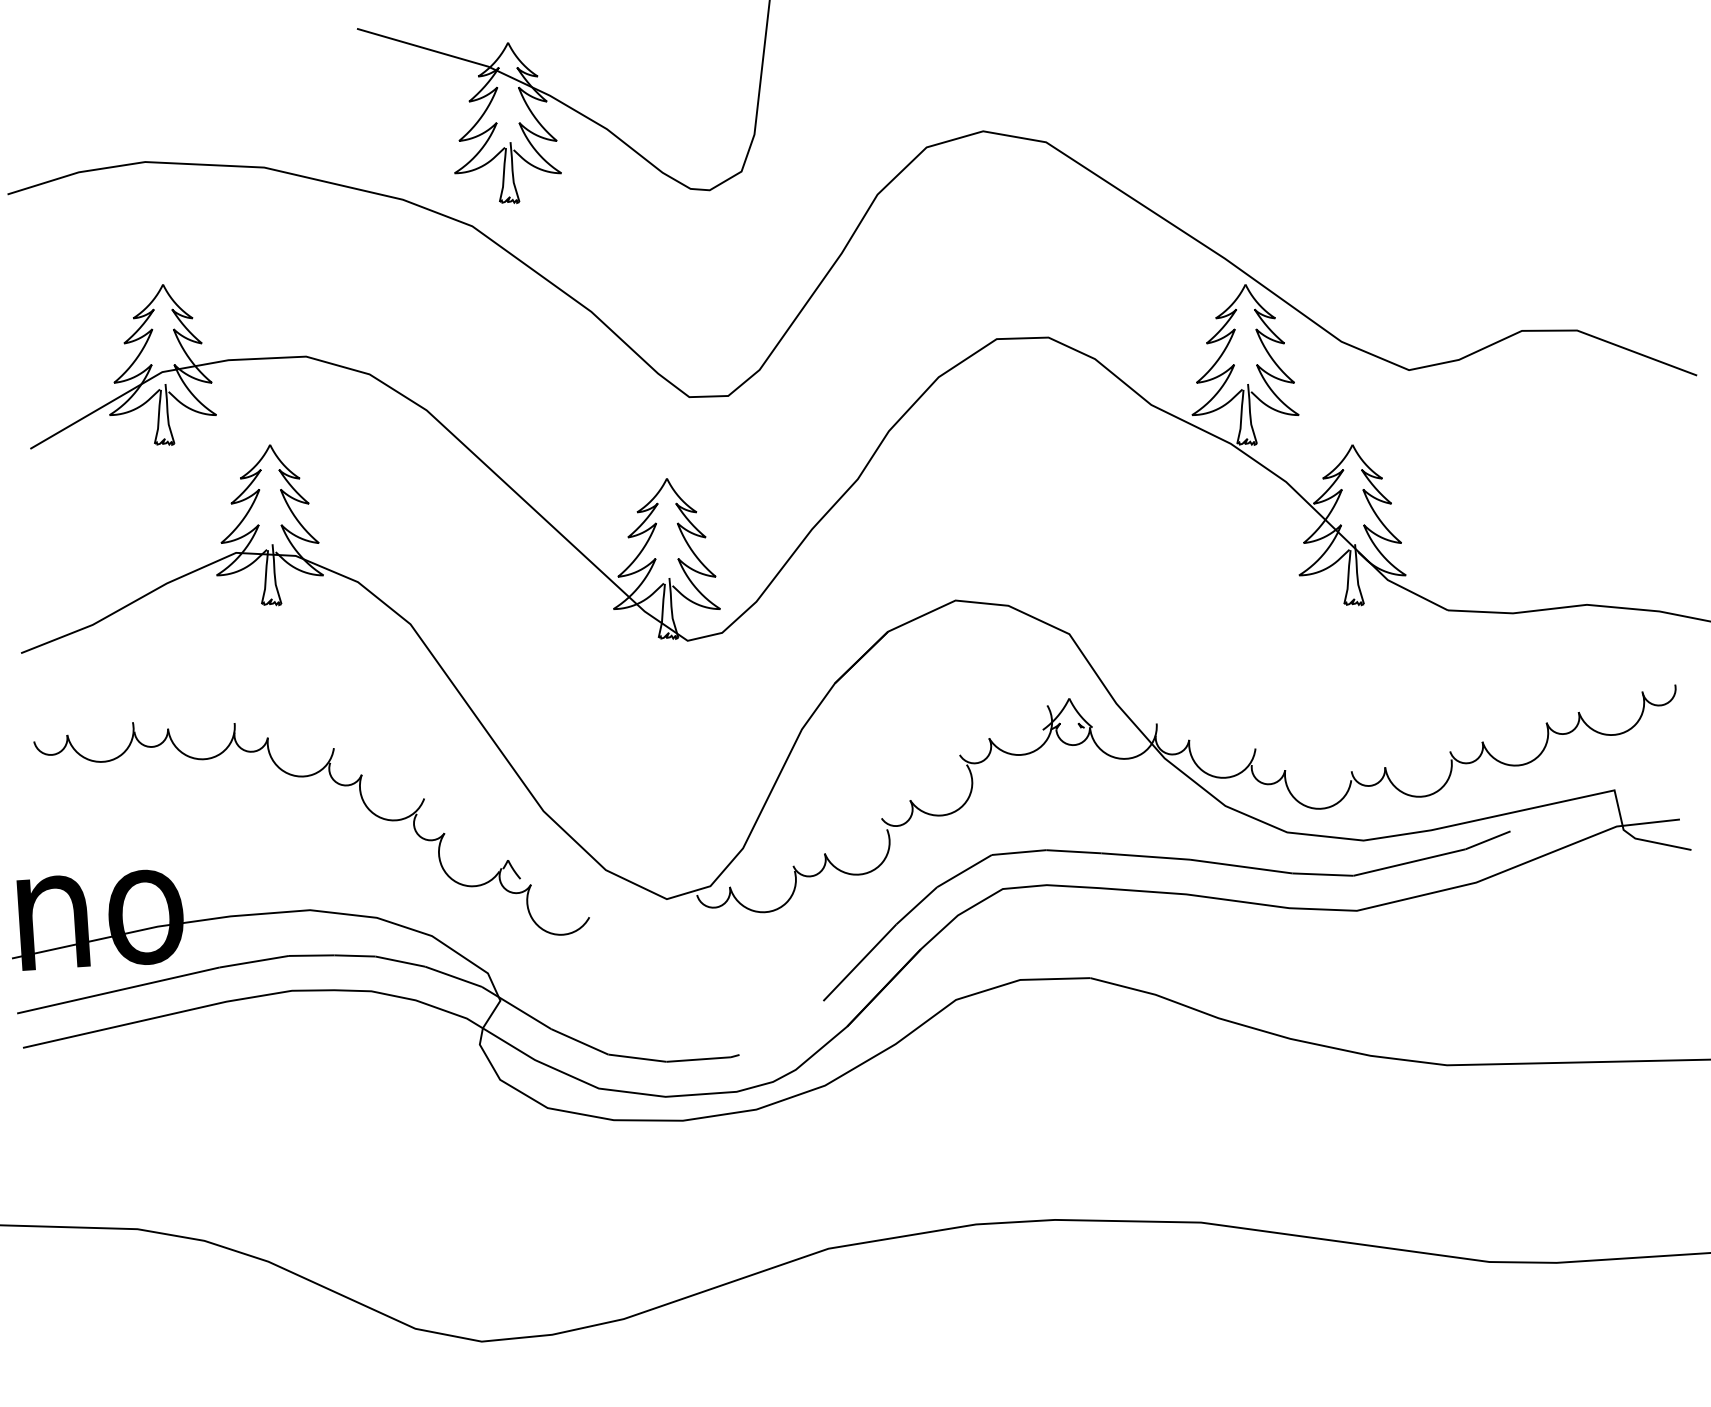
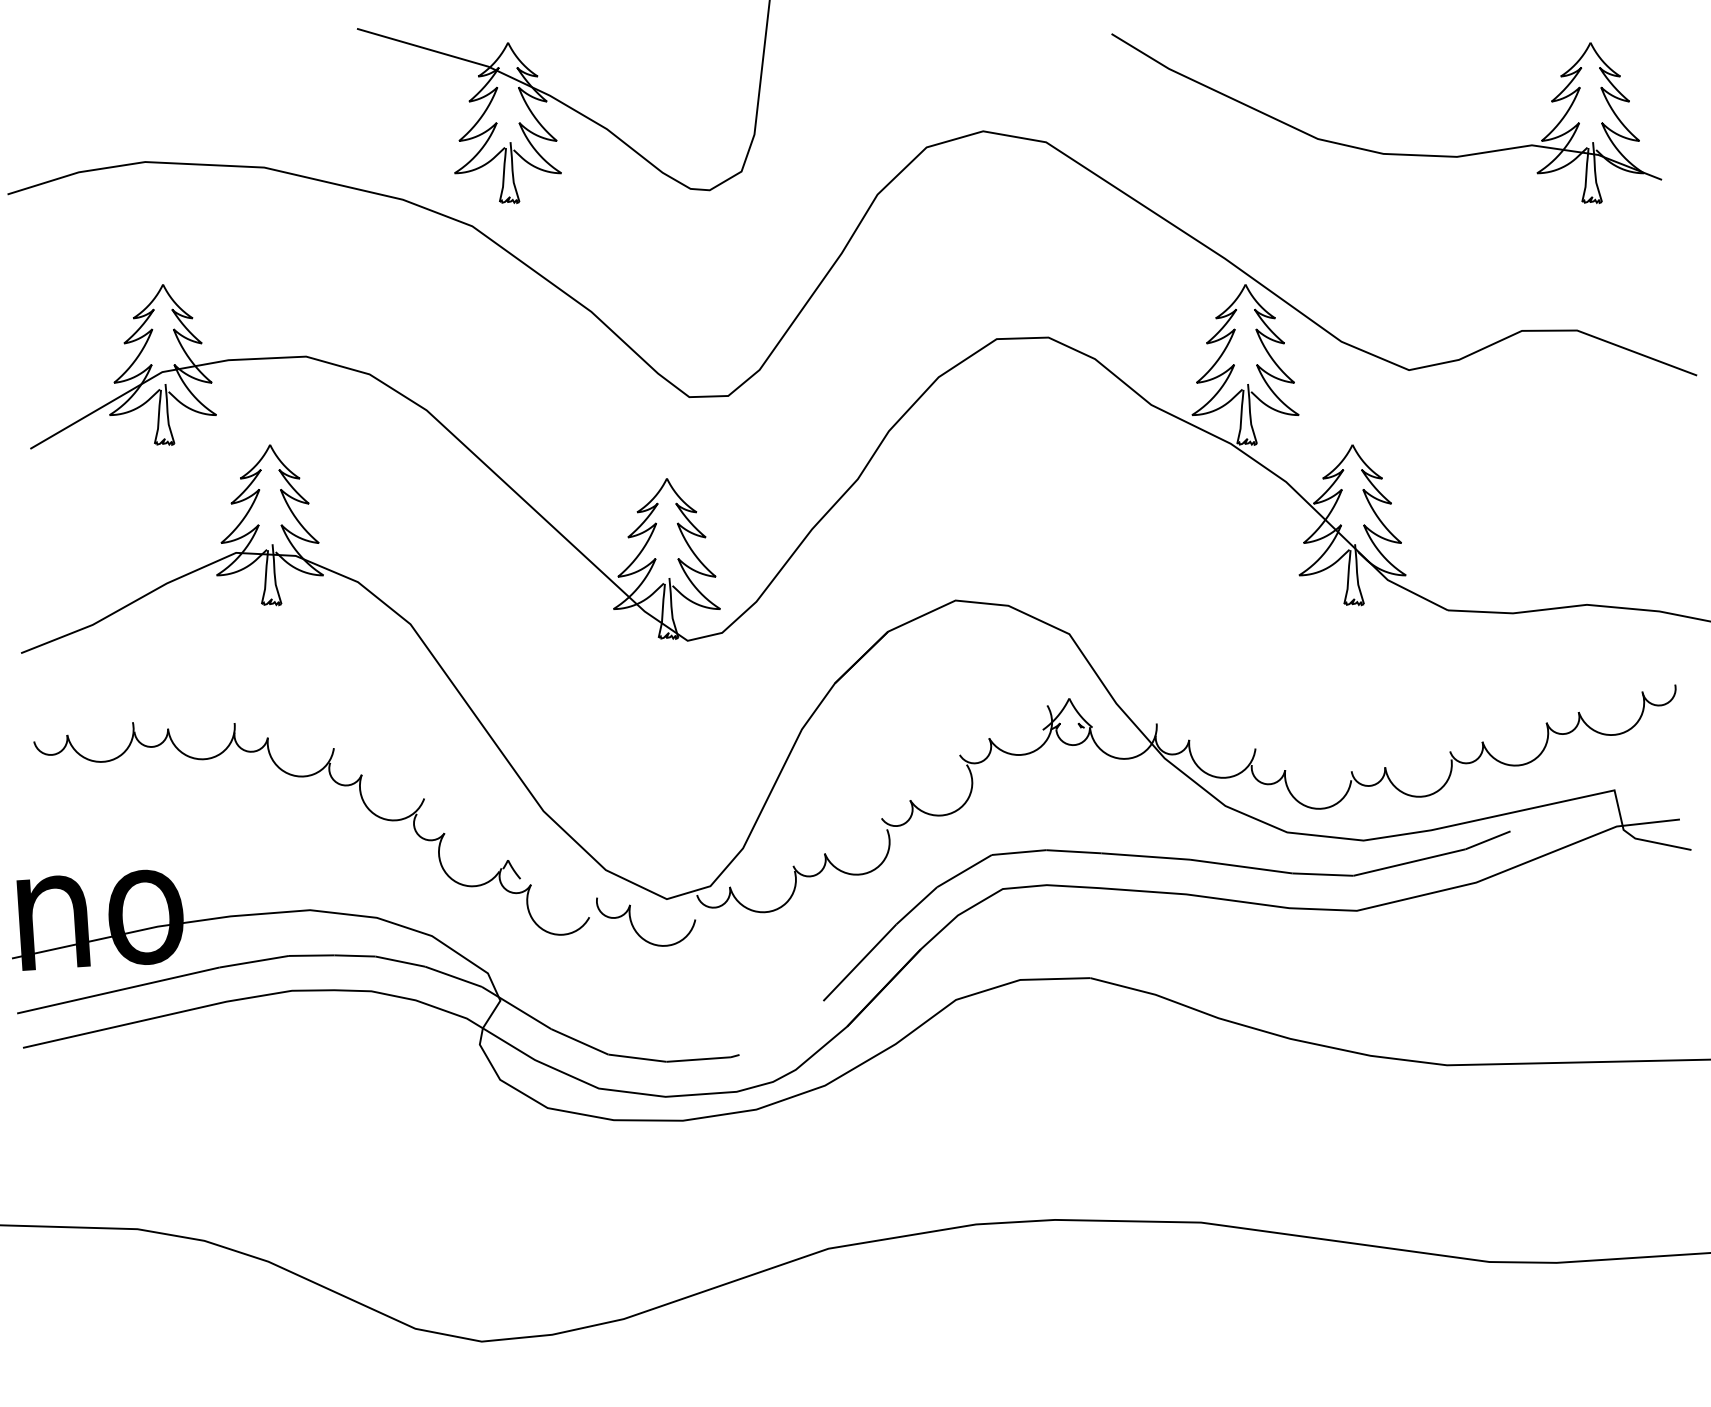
part: none -> present (1378, 151)
part: none -> present (635, 928)
